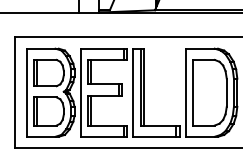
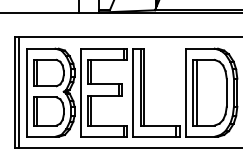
line: none -> present (18, 92)
line: none -> present (196, 92)
